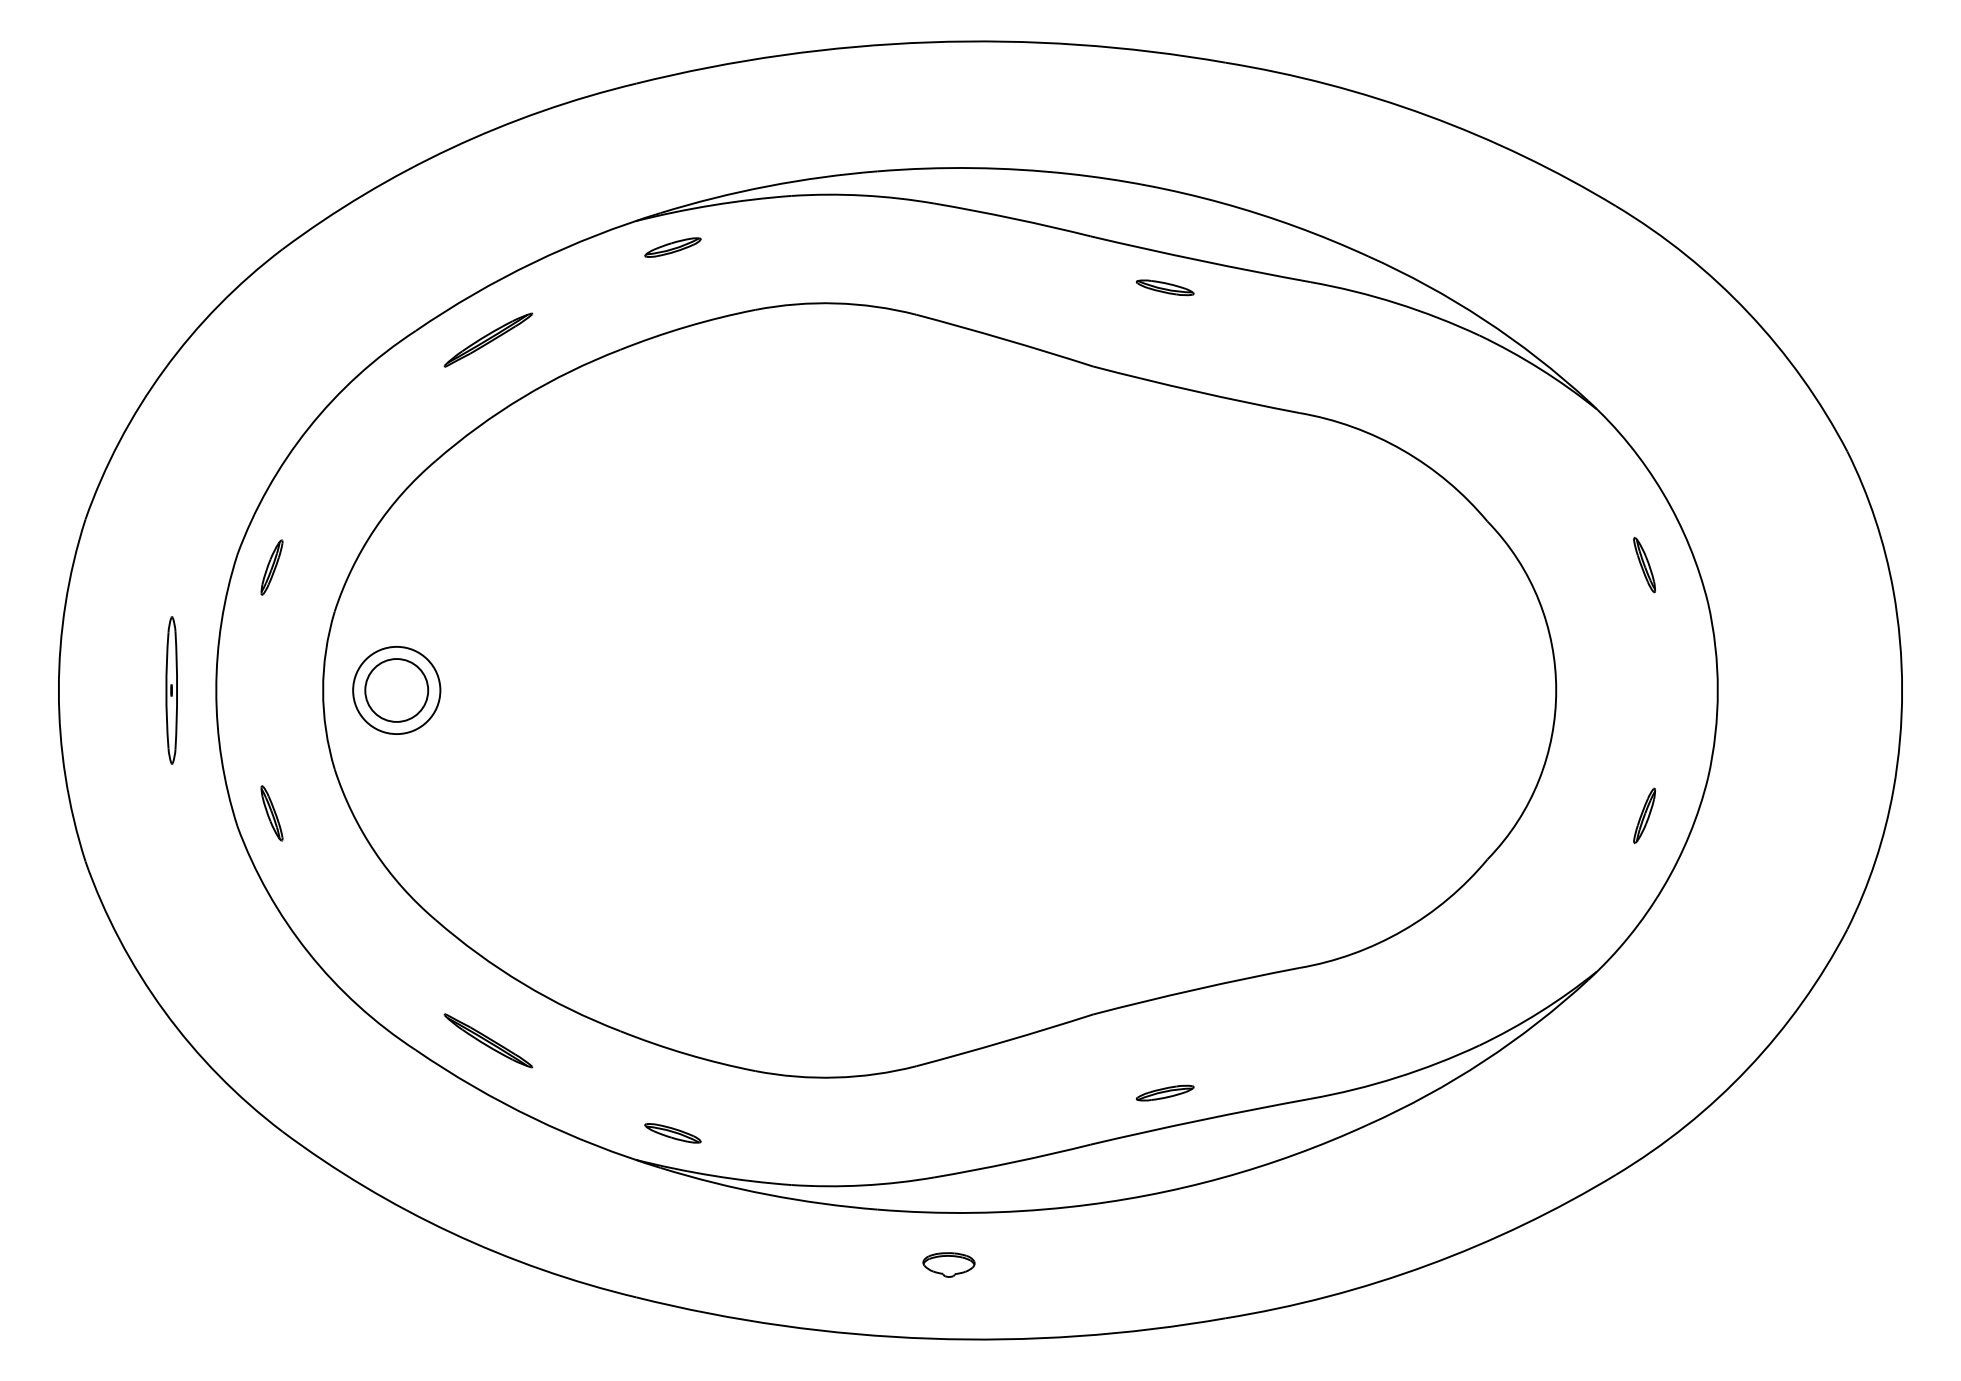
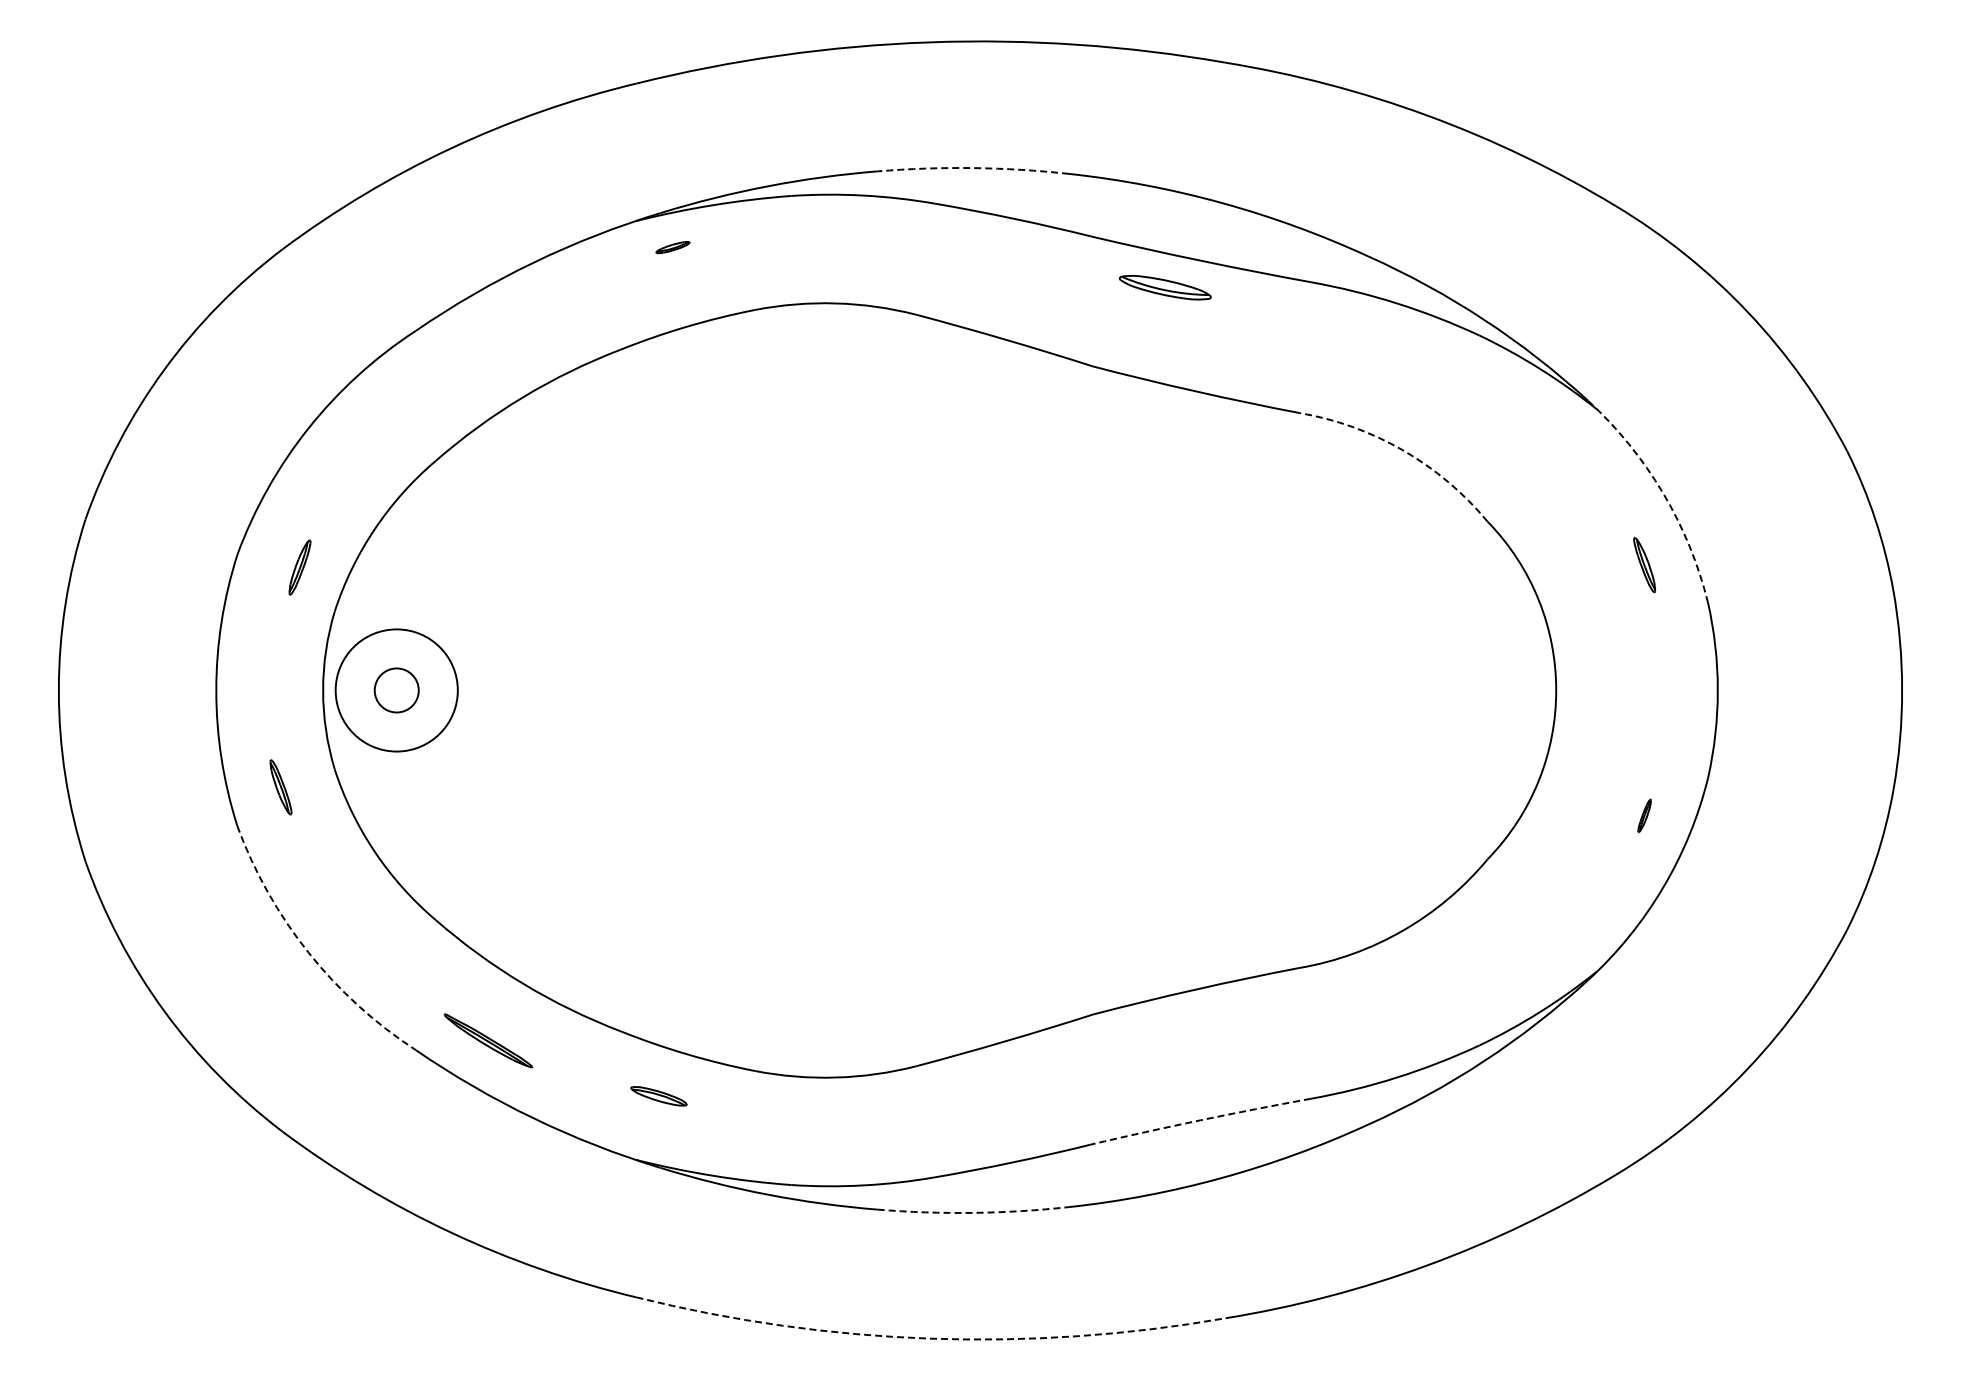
arc: solid -> dashed (973, 168)
part size: 58x21 px -> 36x14 px (672, 247)
part size: 60x18 px -> 93x26 px (1165, 287)
part: present -> none (488, 339)
arc: solid -> dashed (1403, 450)
arc: solid -> dashed (1663, 493)
part position: (271, 567) -> (299, 567) (299, 567)
part: present -> none (171, 690)
circle diameter: 63 px -> 44 px (396, 690)
circle diameter: 87 px -> 122 px (396, 690)
part position: (271, 813) -> (280, 787) (280, 787)
part size: 23x58 px -> 15x36 px (1644, 815)
arc: solid -> dashed (308, 952)
part: present -> none (1164, 1092)
arc: solid -> dashed (1200, 1120)
part position: (672, 1133) -> (658, 1096) (658, 1096)
arc: solid -> dashed (973, 1212)
part: present -> none (948, 1264)
arc: solid -> dashed (929, 1338)
